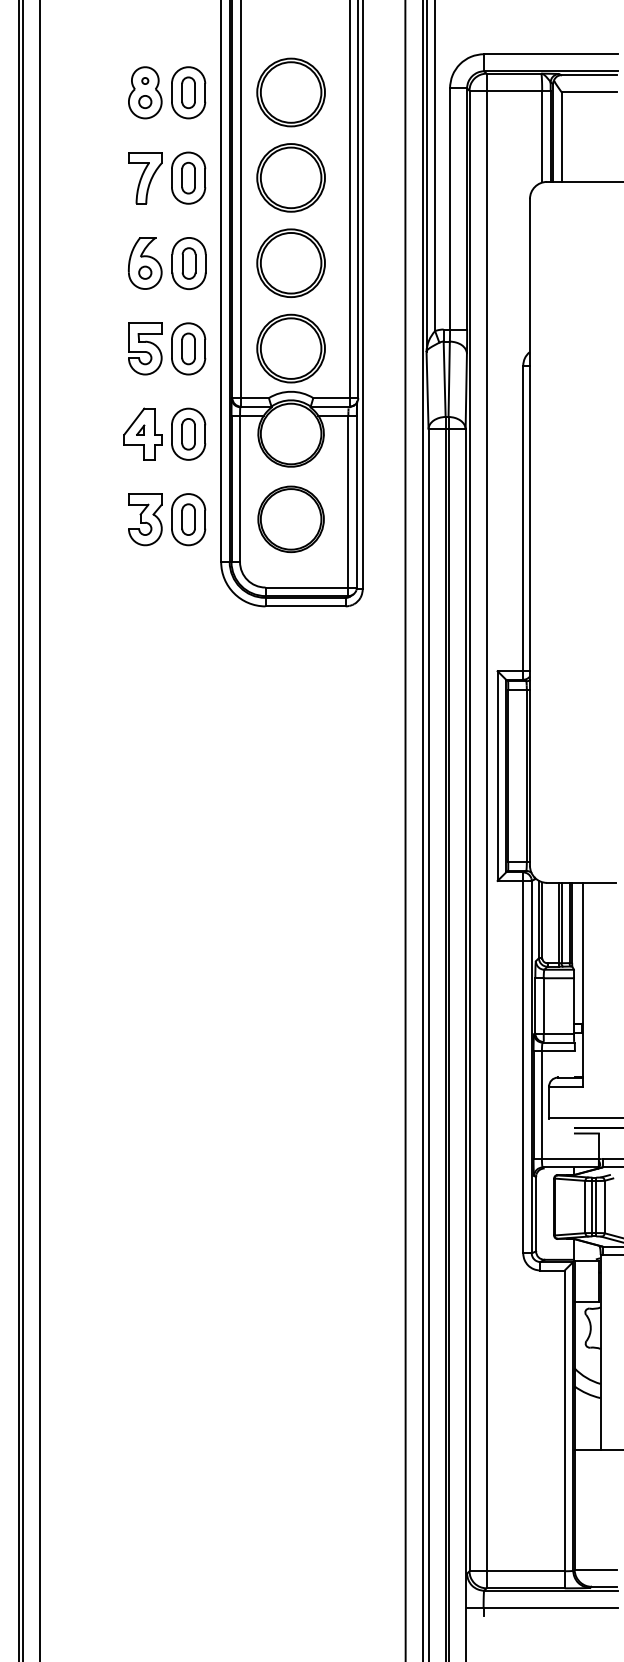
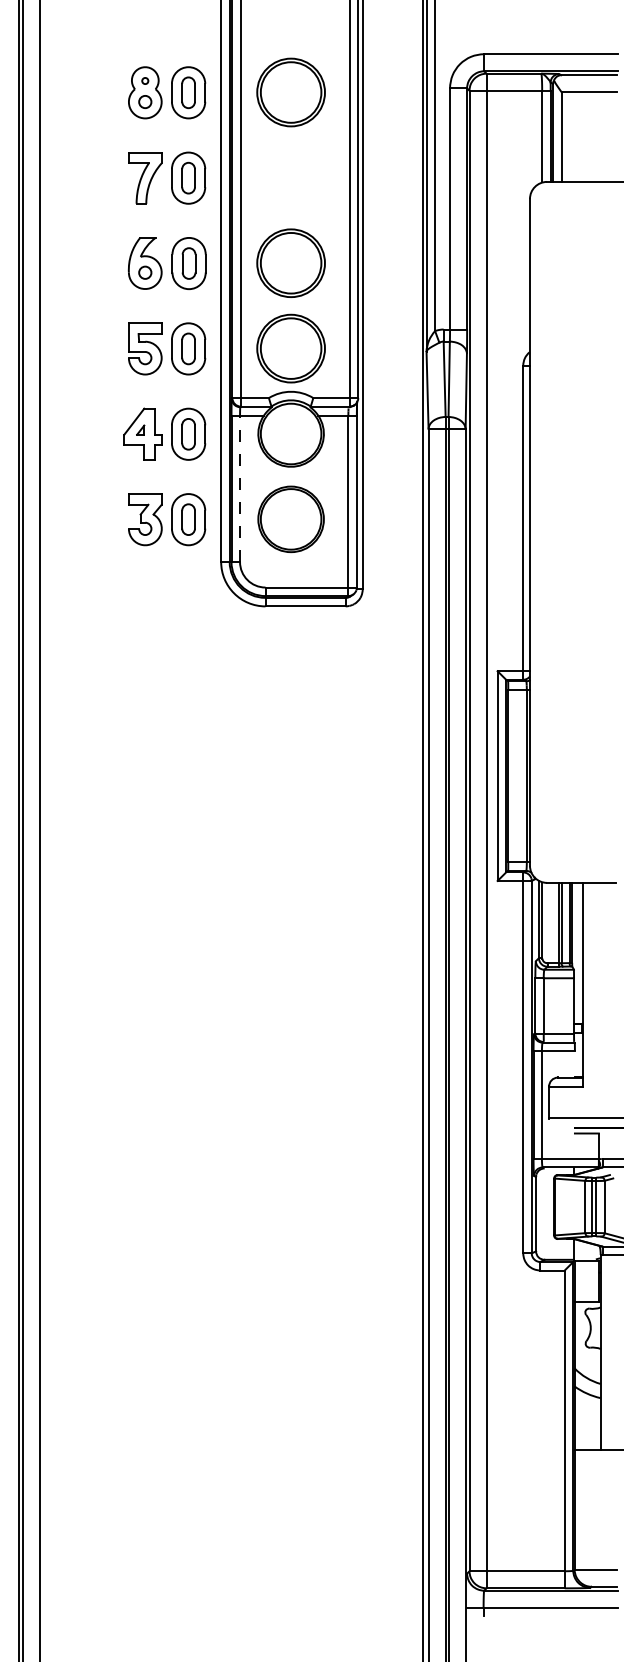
part: present -> none (290, 177)
line: solid -> dashed (240, 488)
line: present -> none (405, 830)
